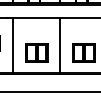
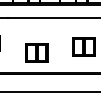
line: present -> none (12, 45)
line: present -> none (60, 45)
part position: (83, 52) -> (83, 46) (83, 46)
